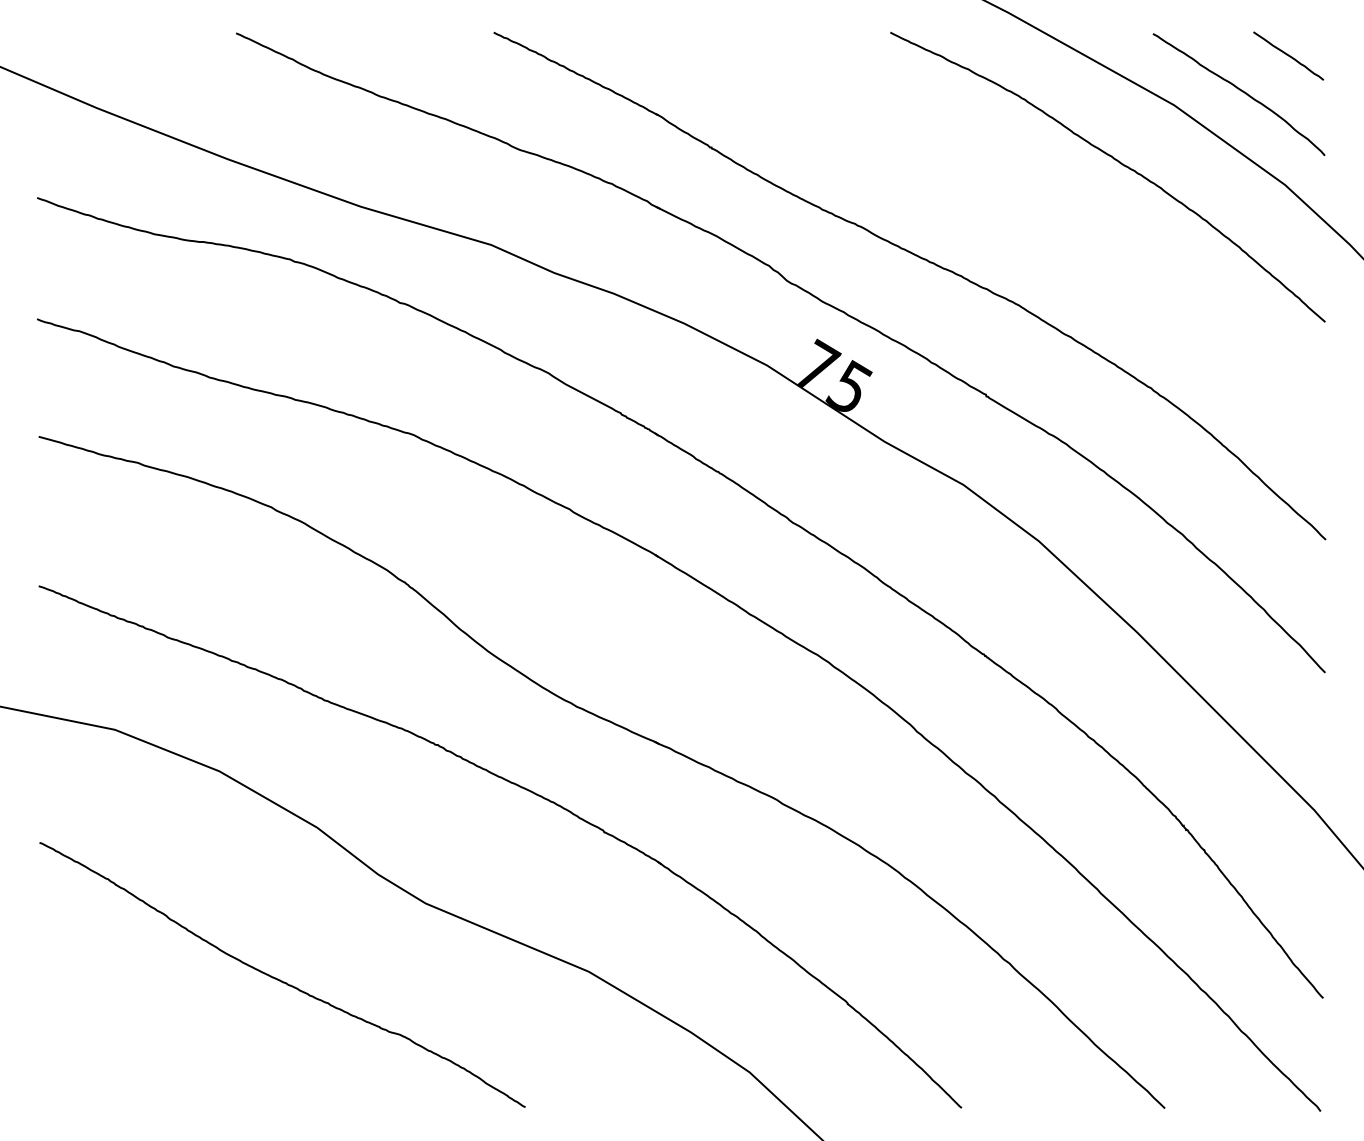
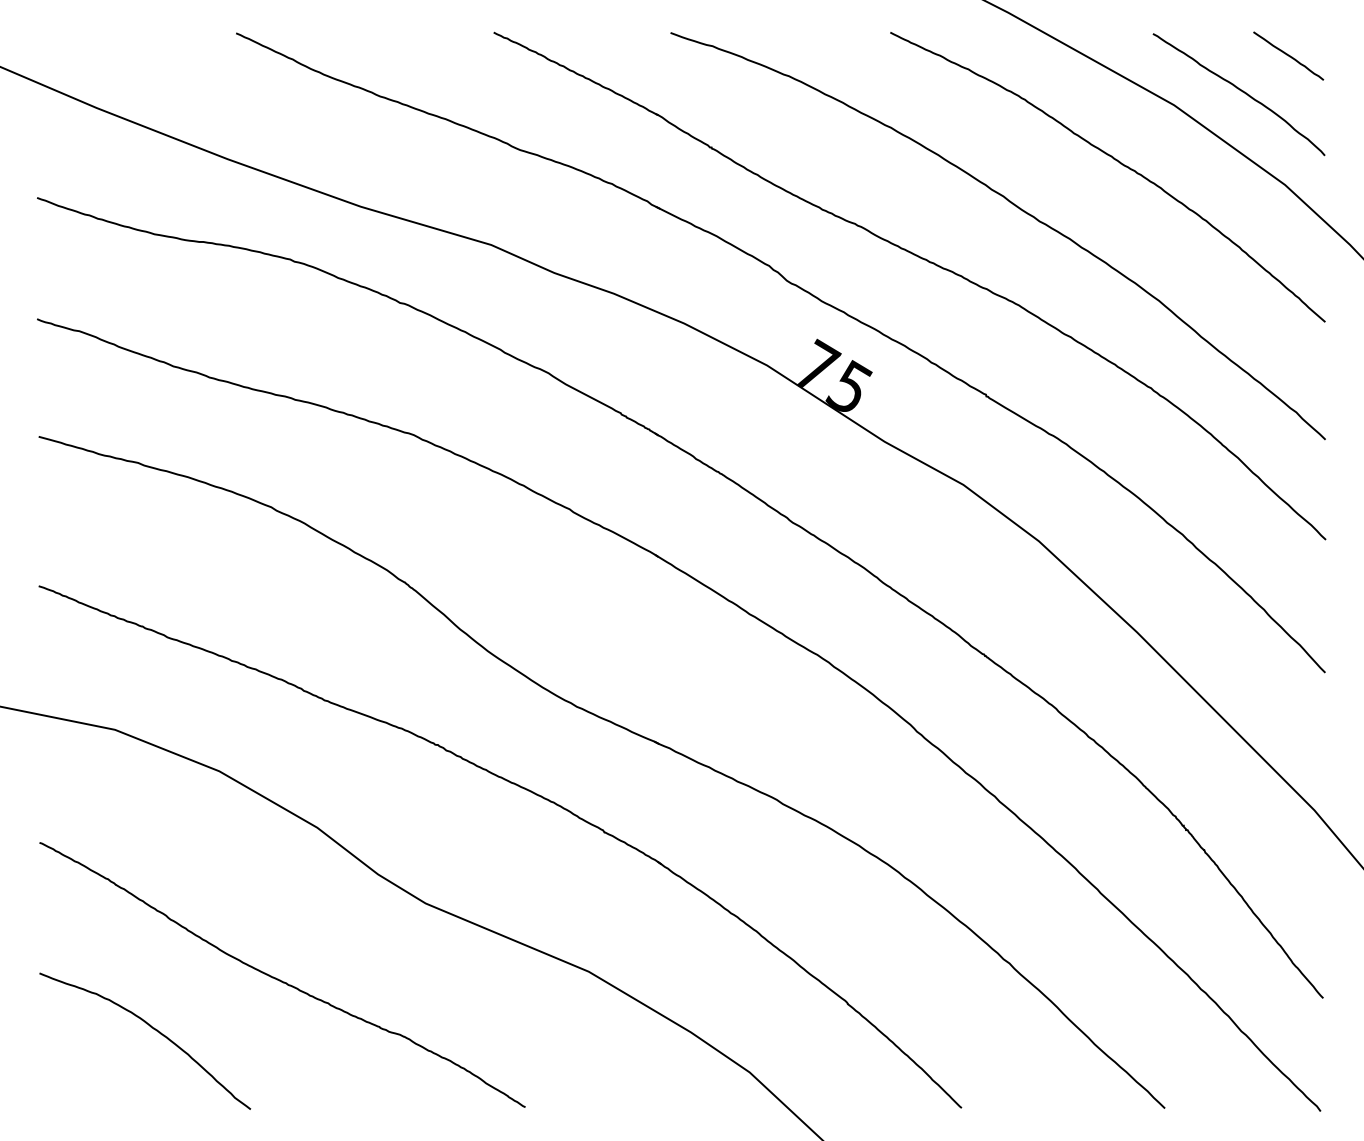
curve: none -> present (1016, 207)
curve: none -> present (153, 1029)
